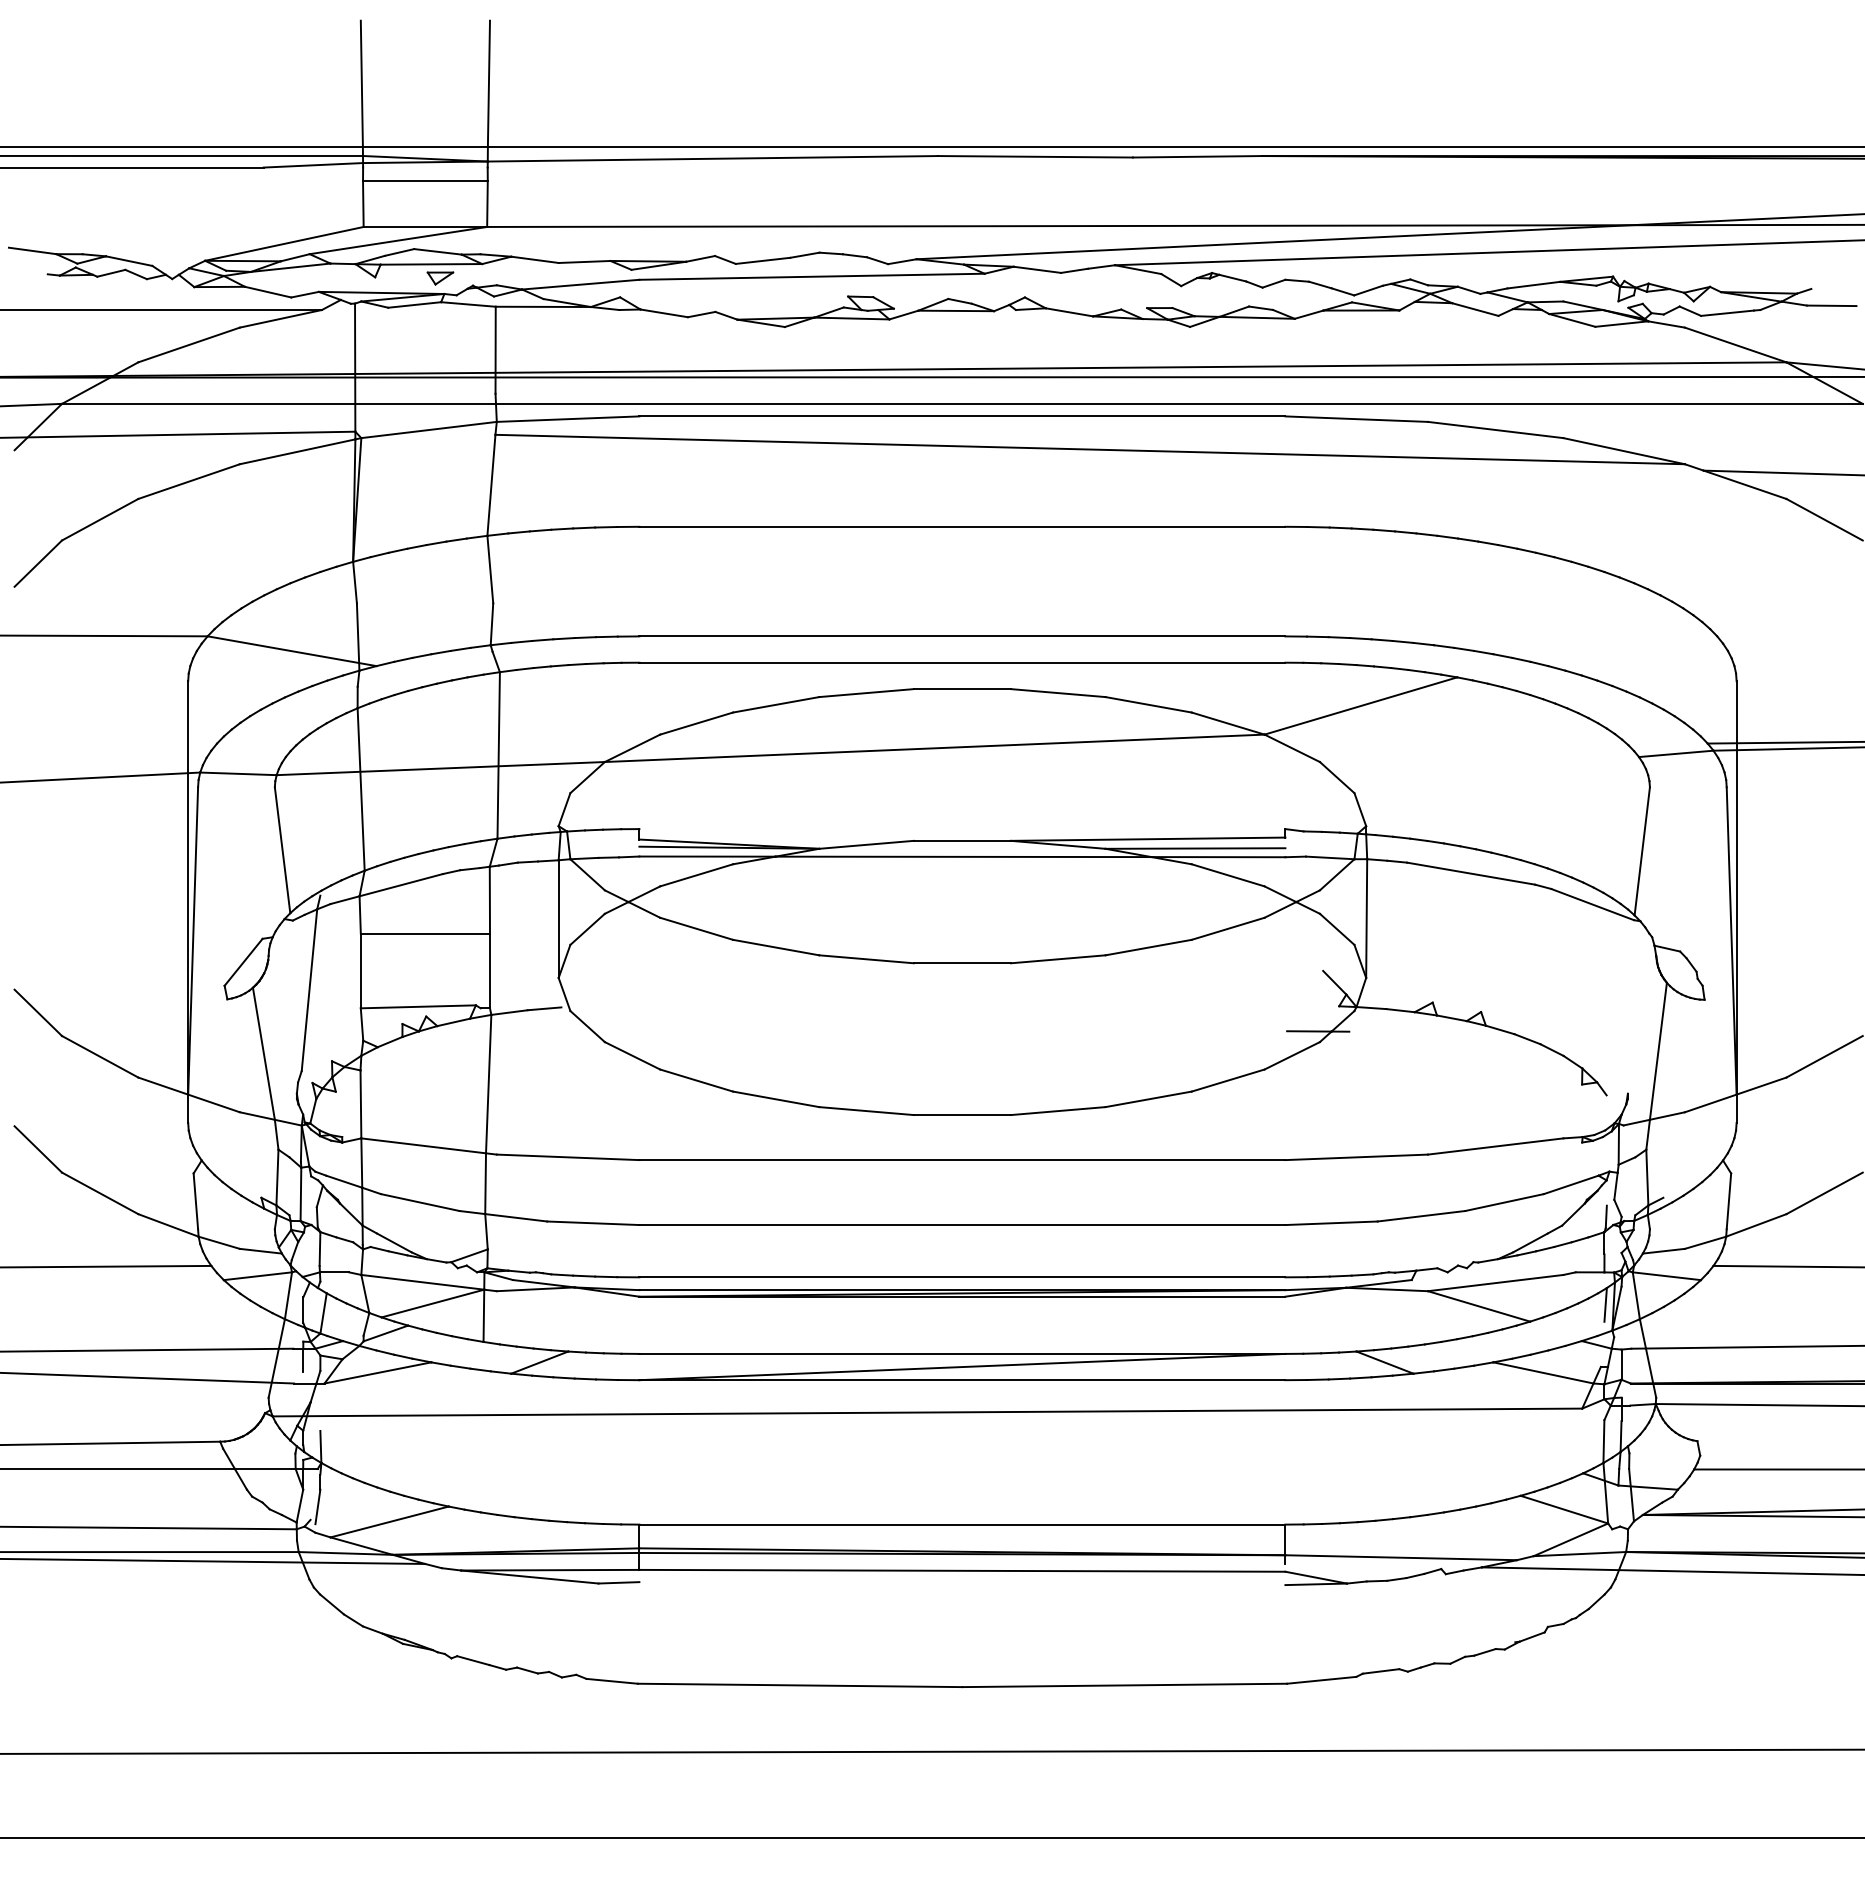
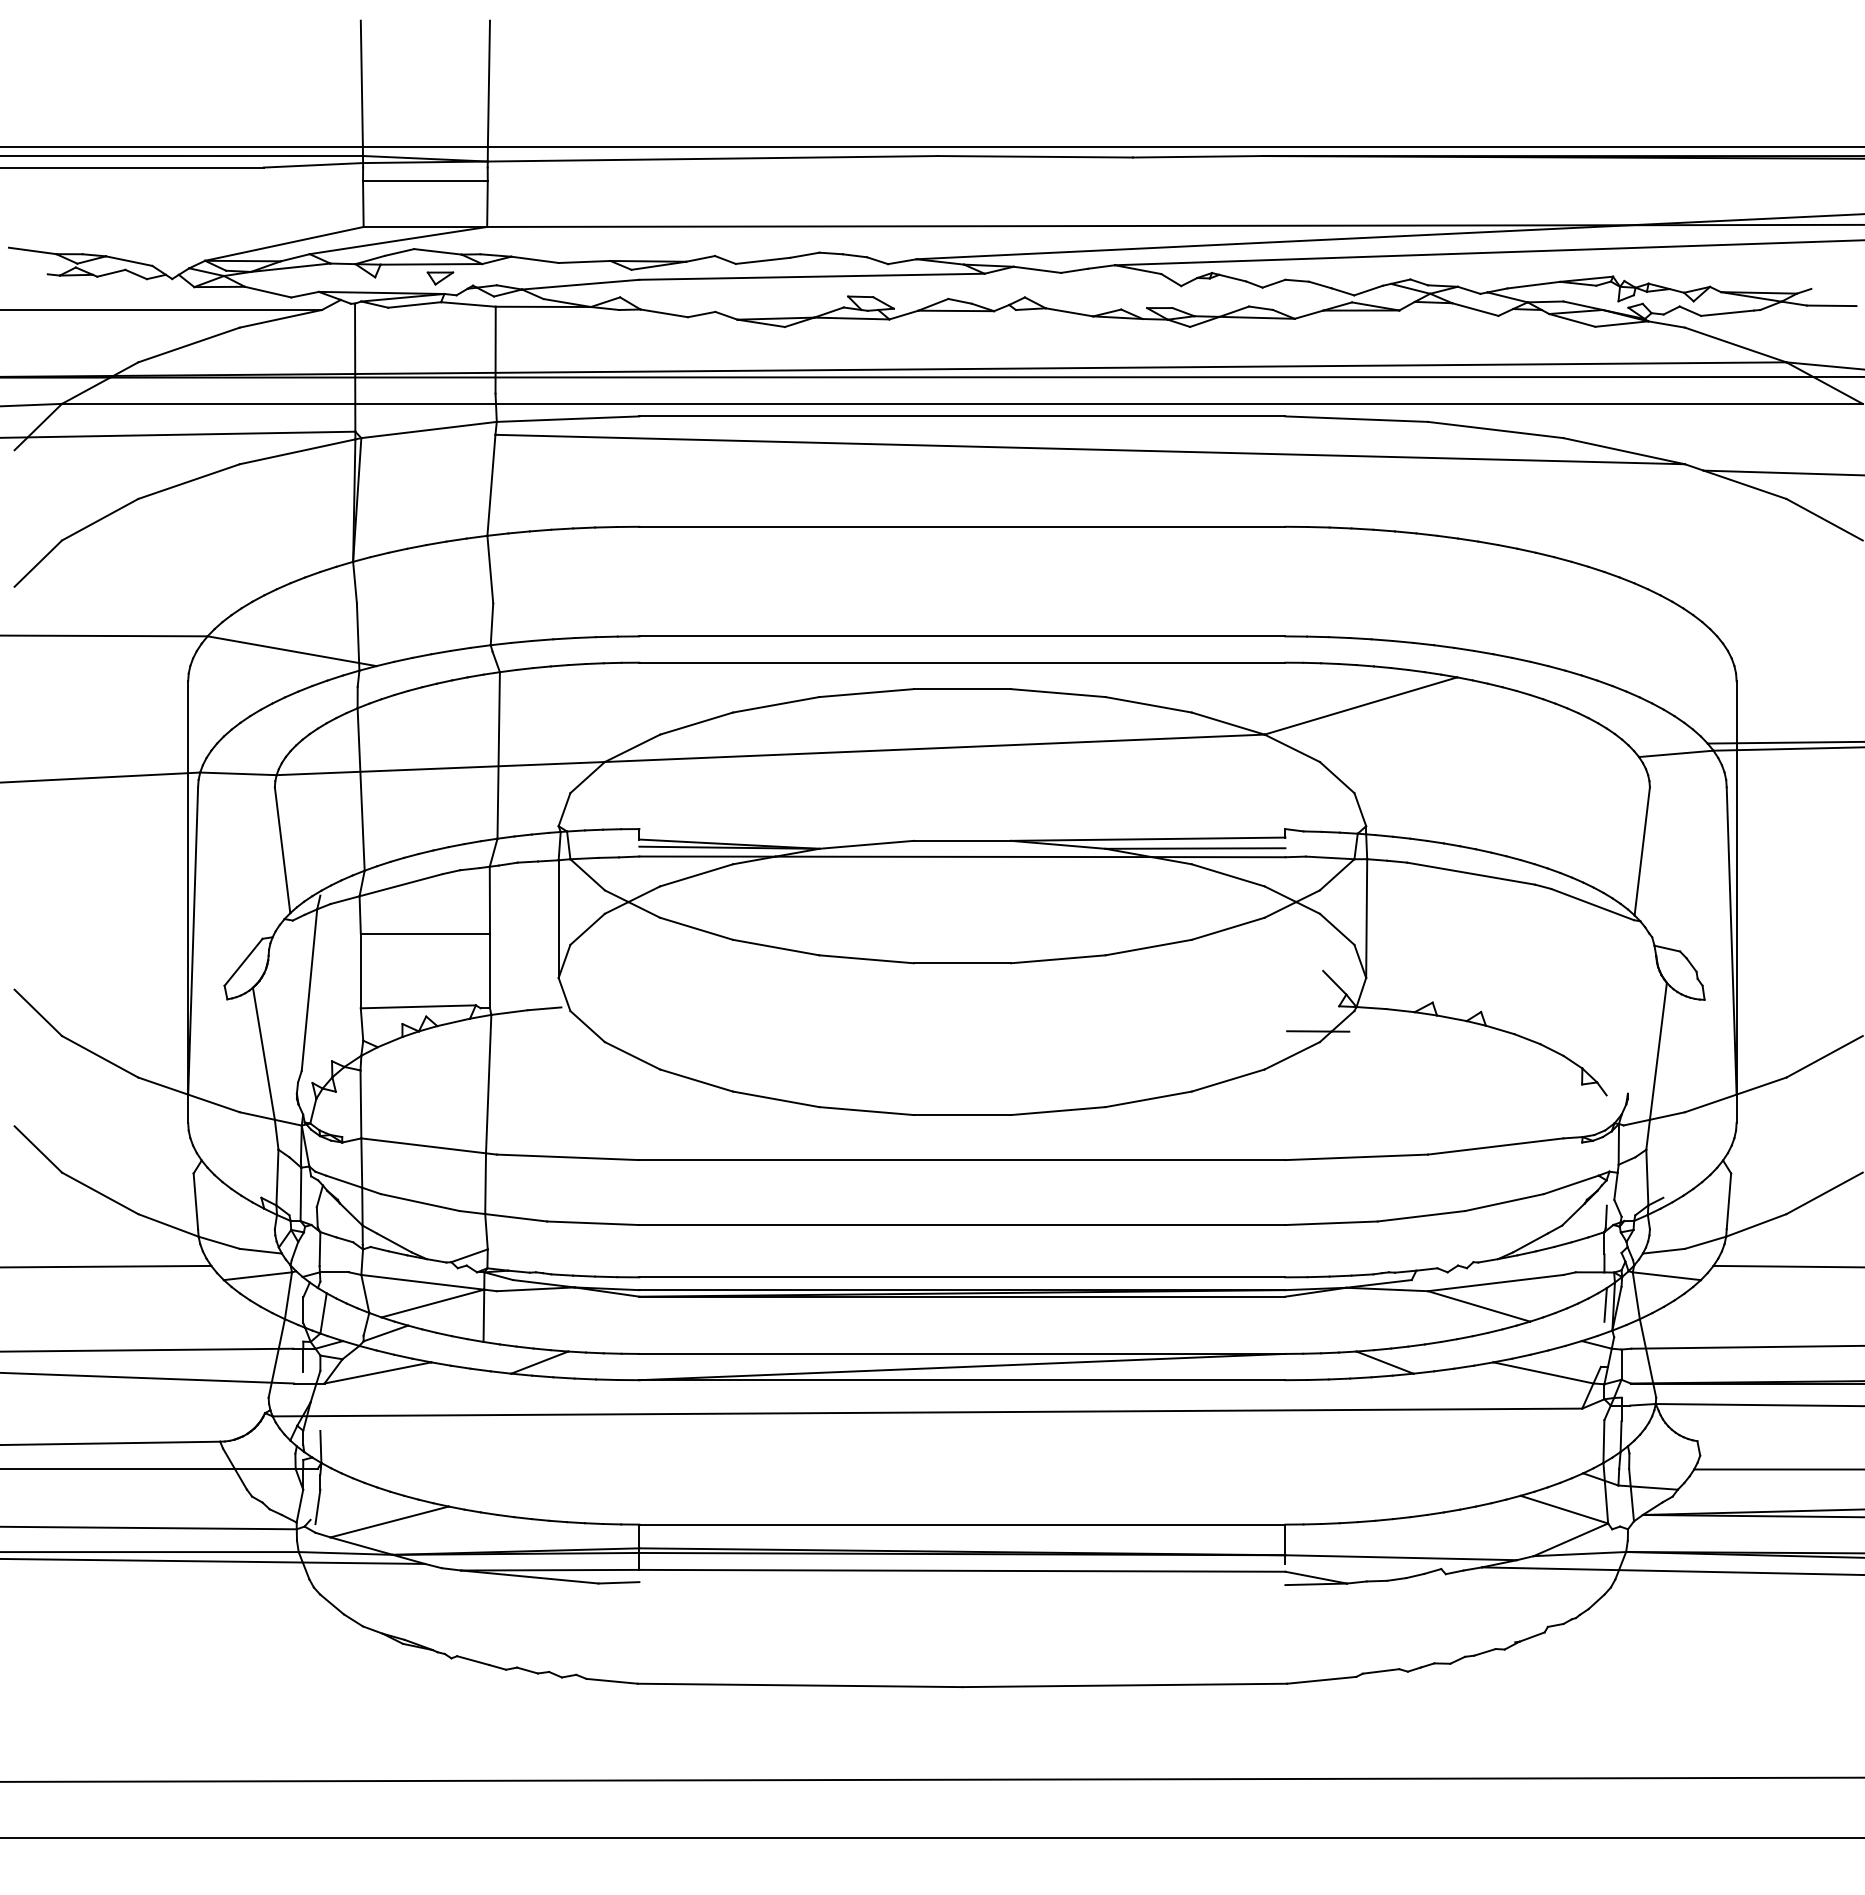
line position: (931, 1751) -> (931, 1779) (931, 1779)
